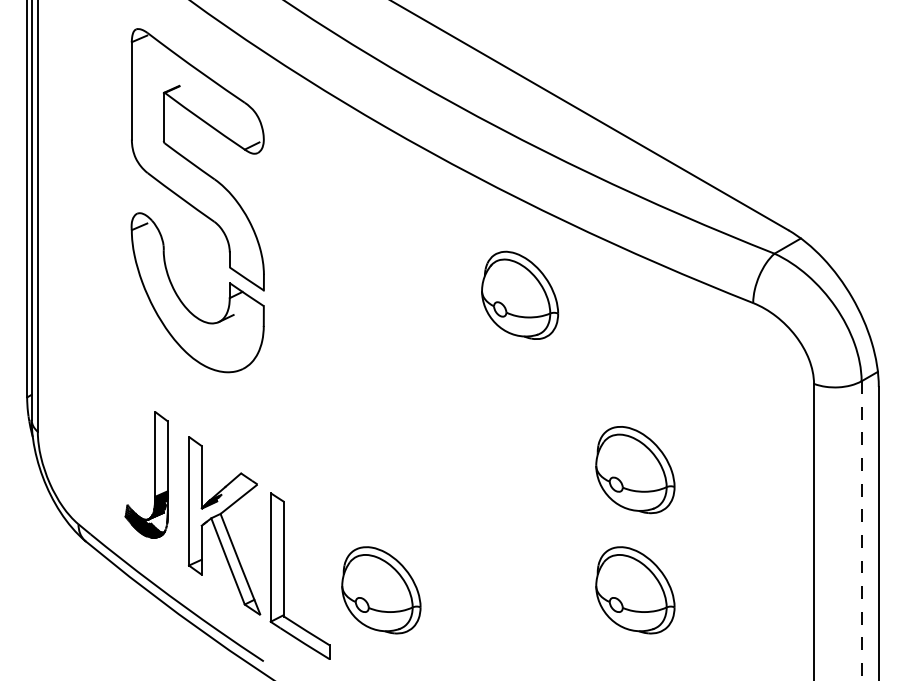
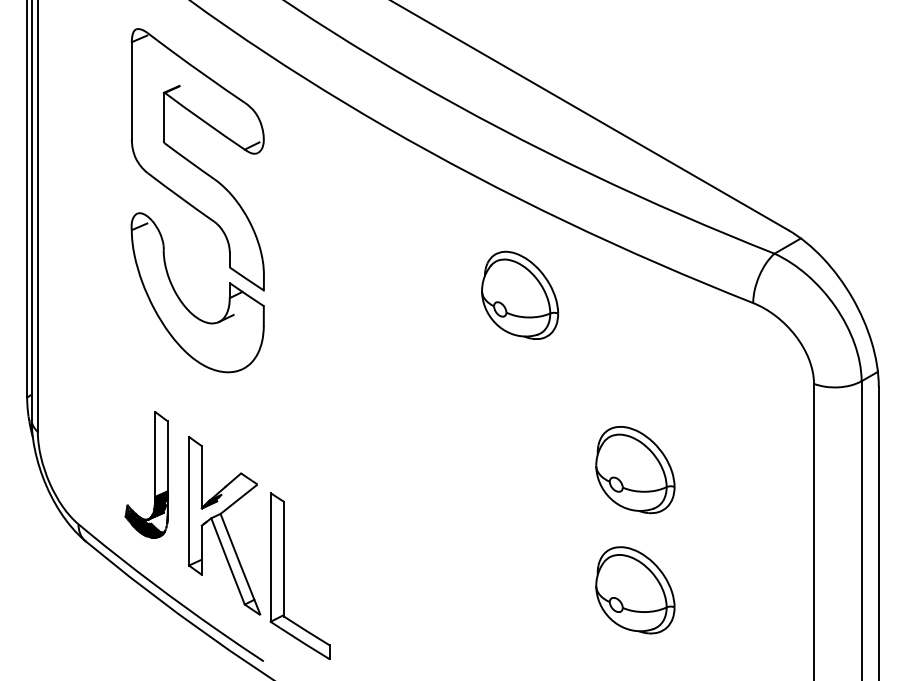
line: dashed -> solid (861, 530)
part: present -> none (381, 590)
